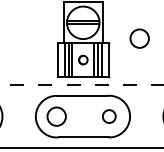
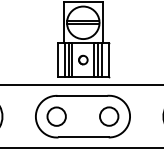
circle: present -> none (139, 38)
line: dashed -> solid (82, 85)
circle size: 15x15 px -> 21x21 px (109, 116)
